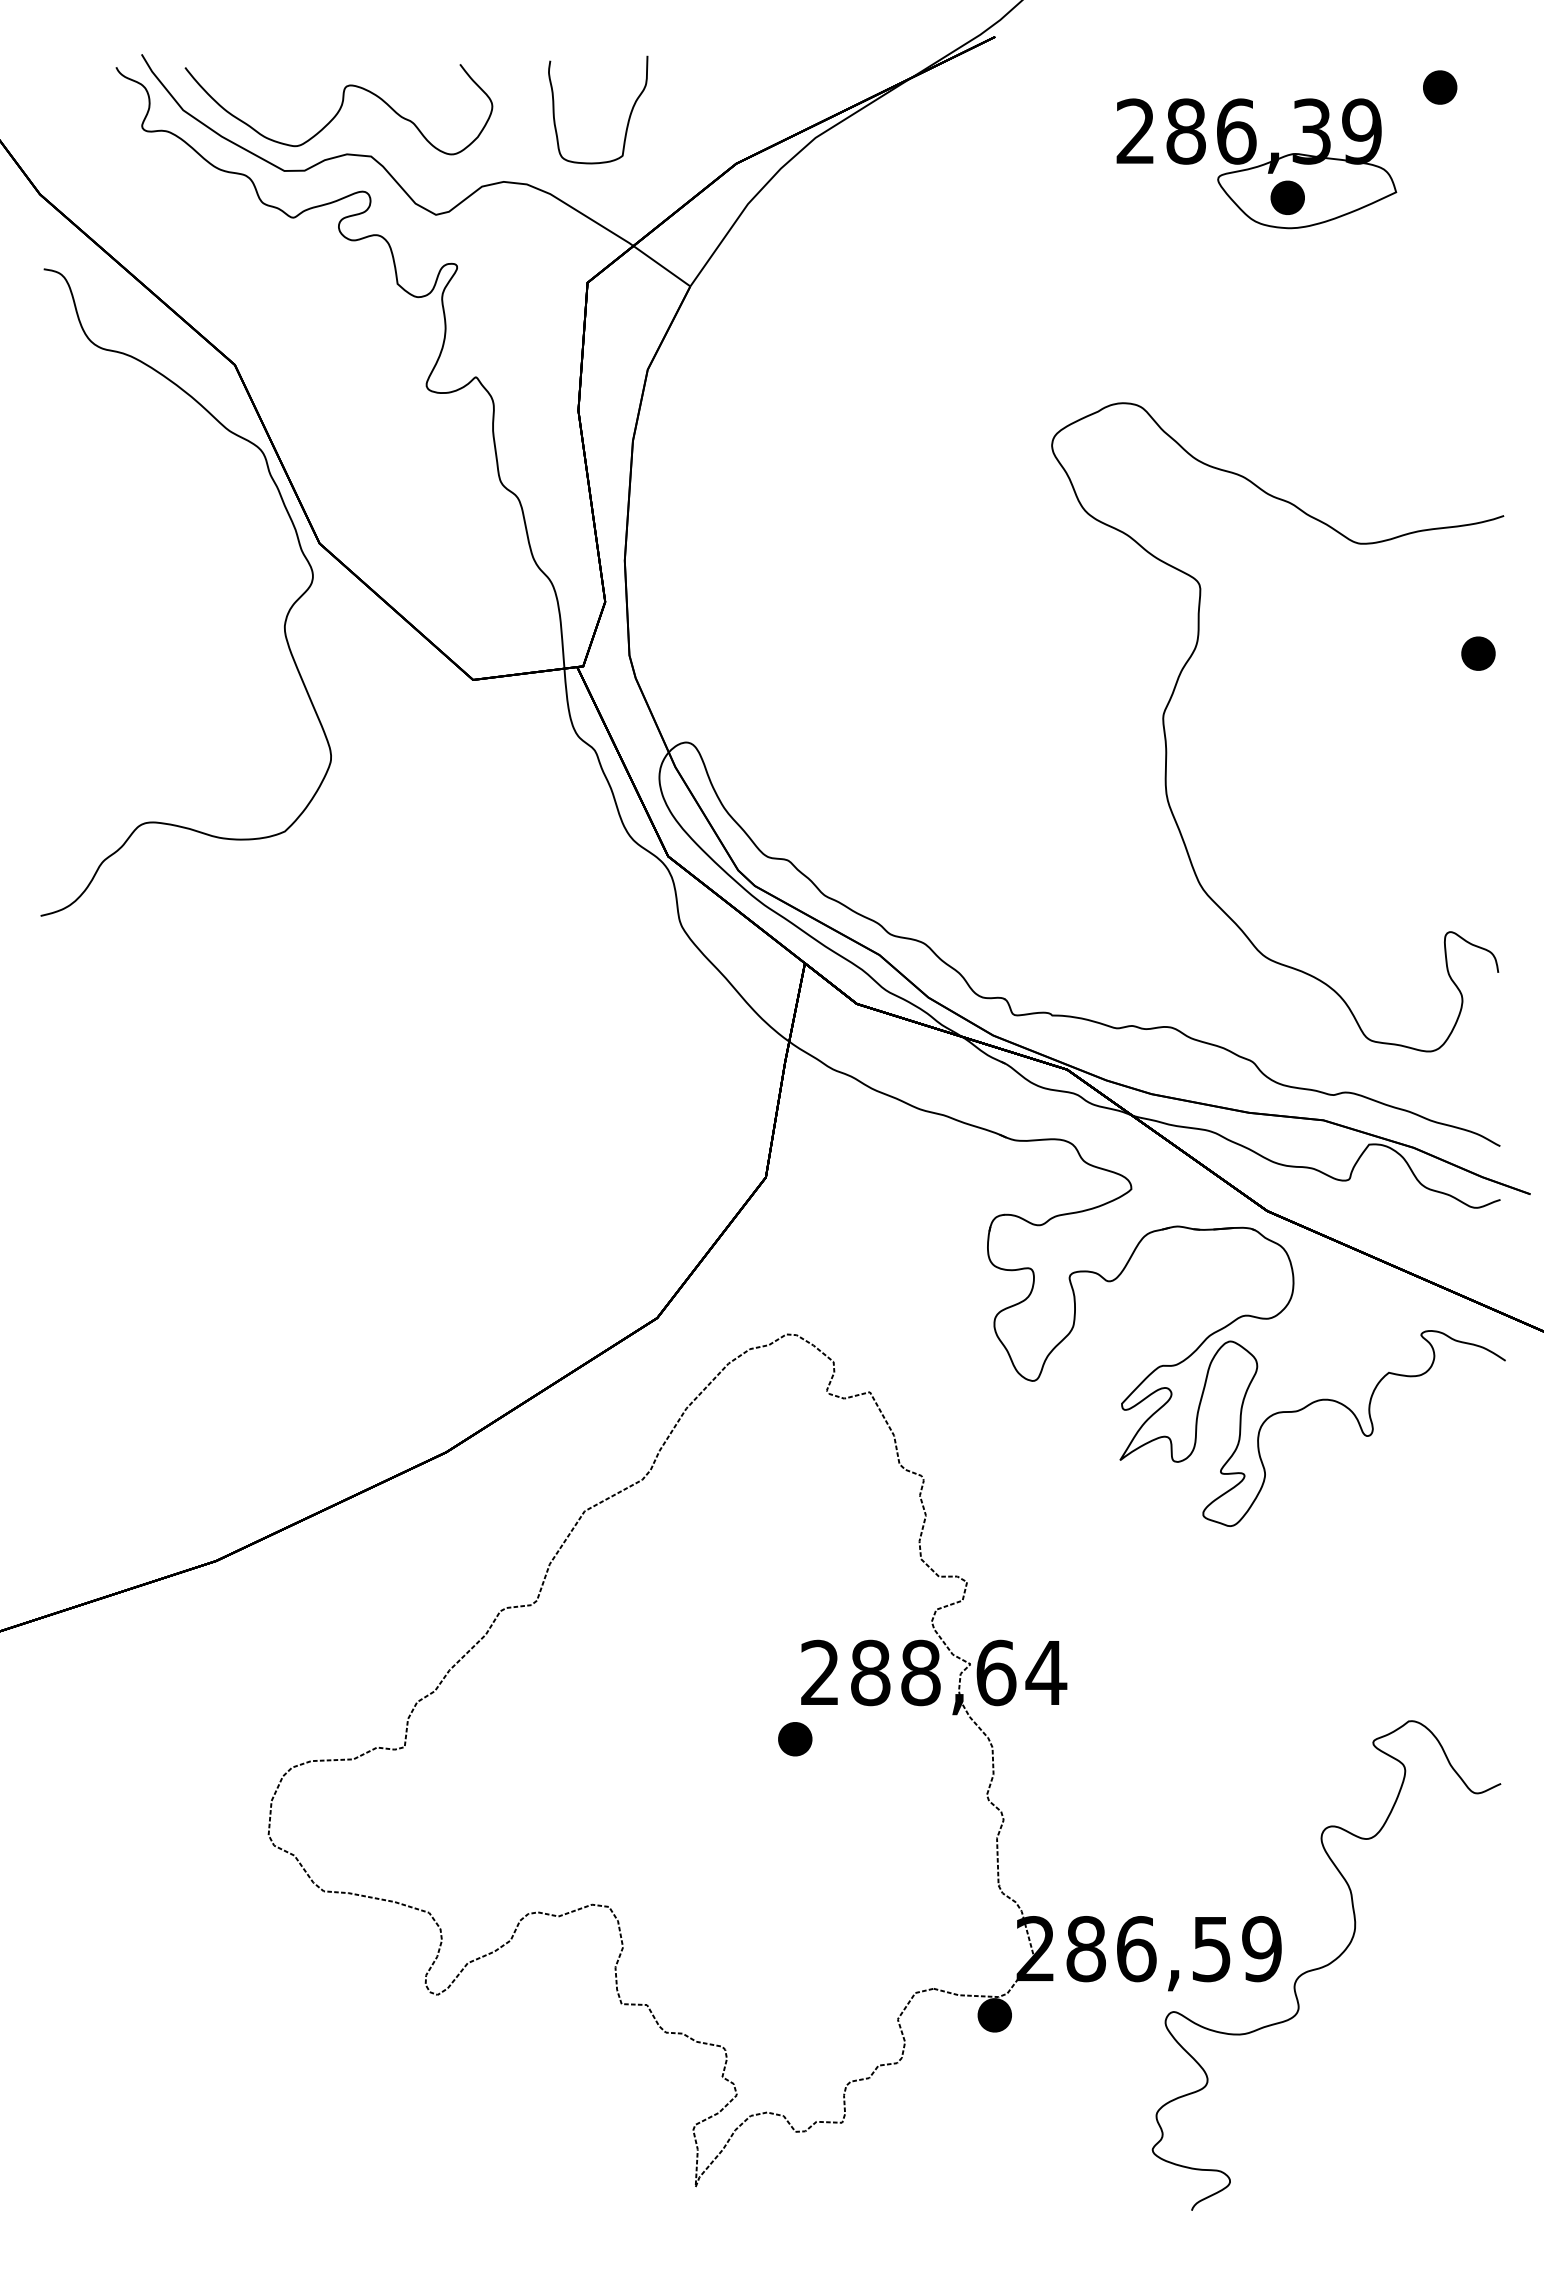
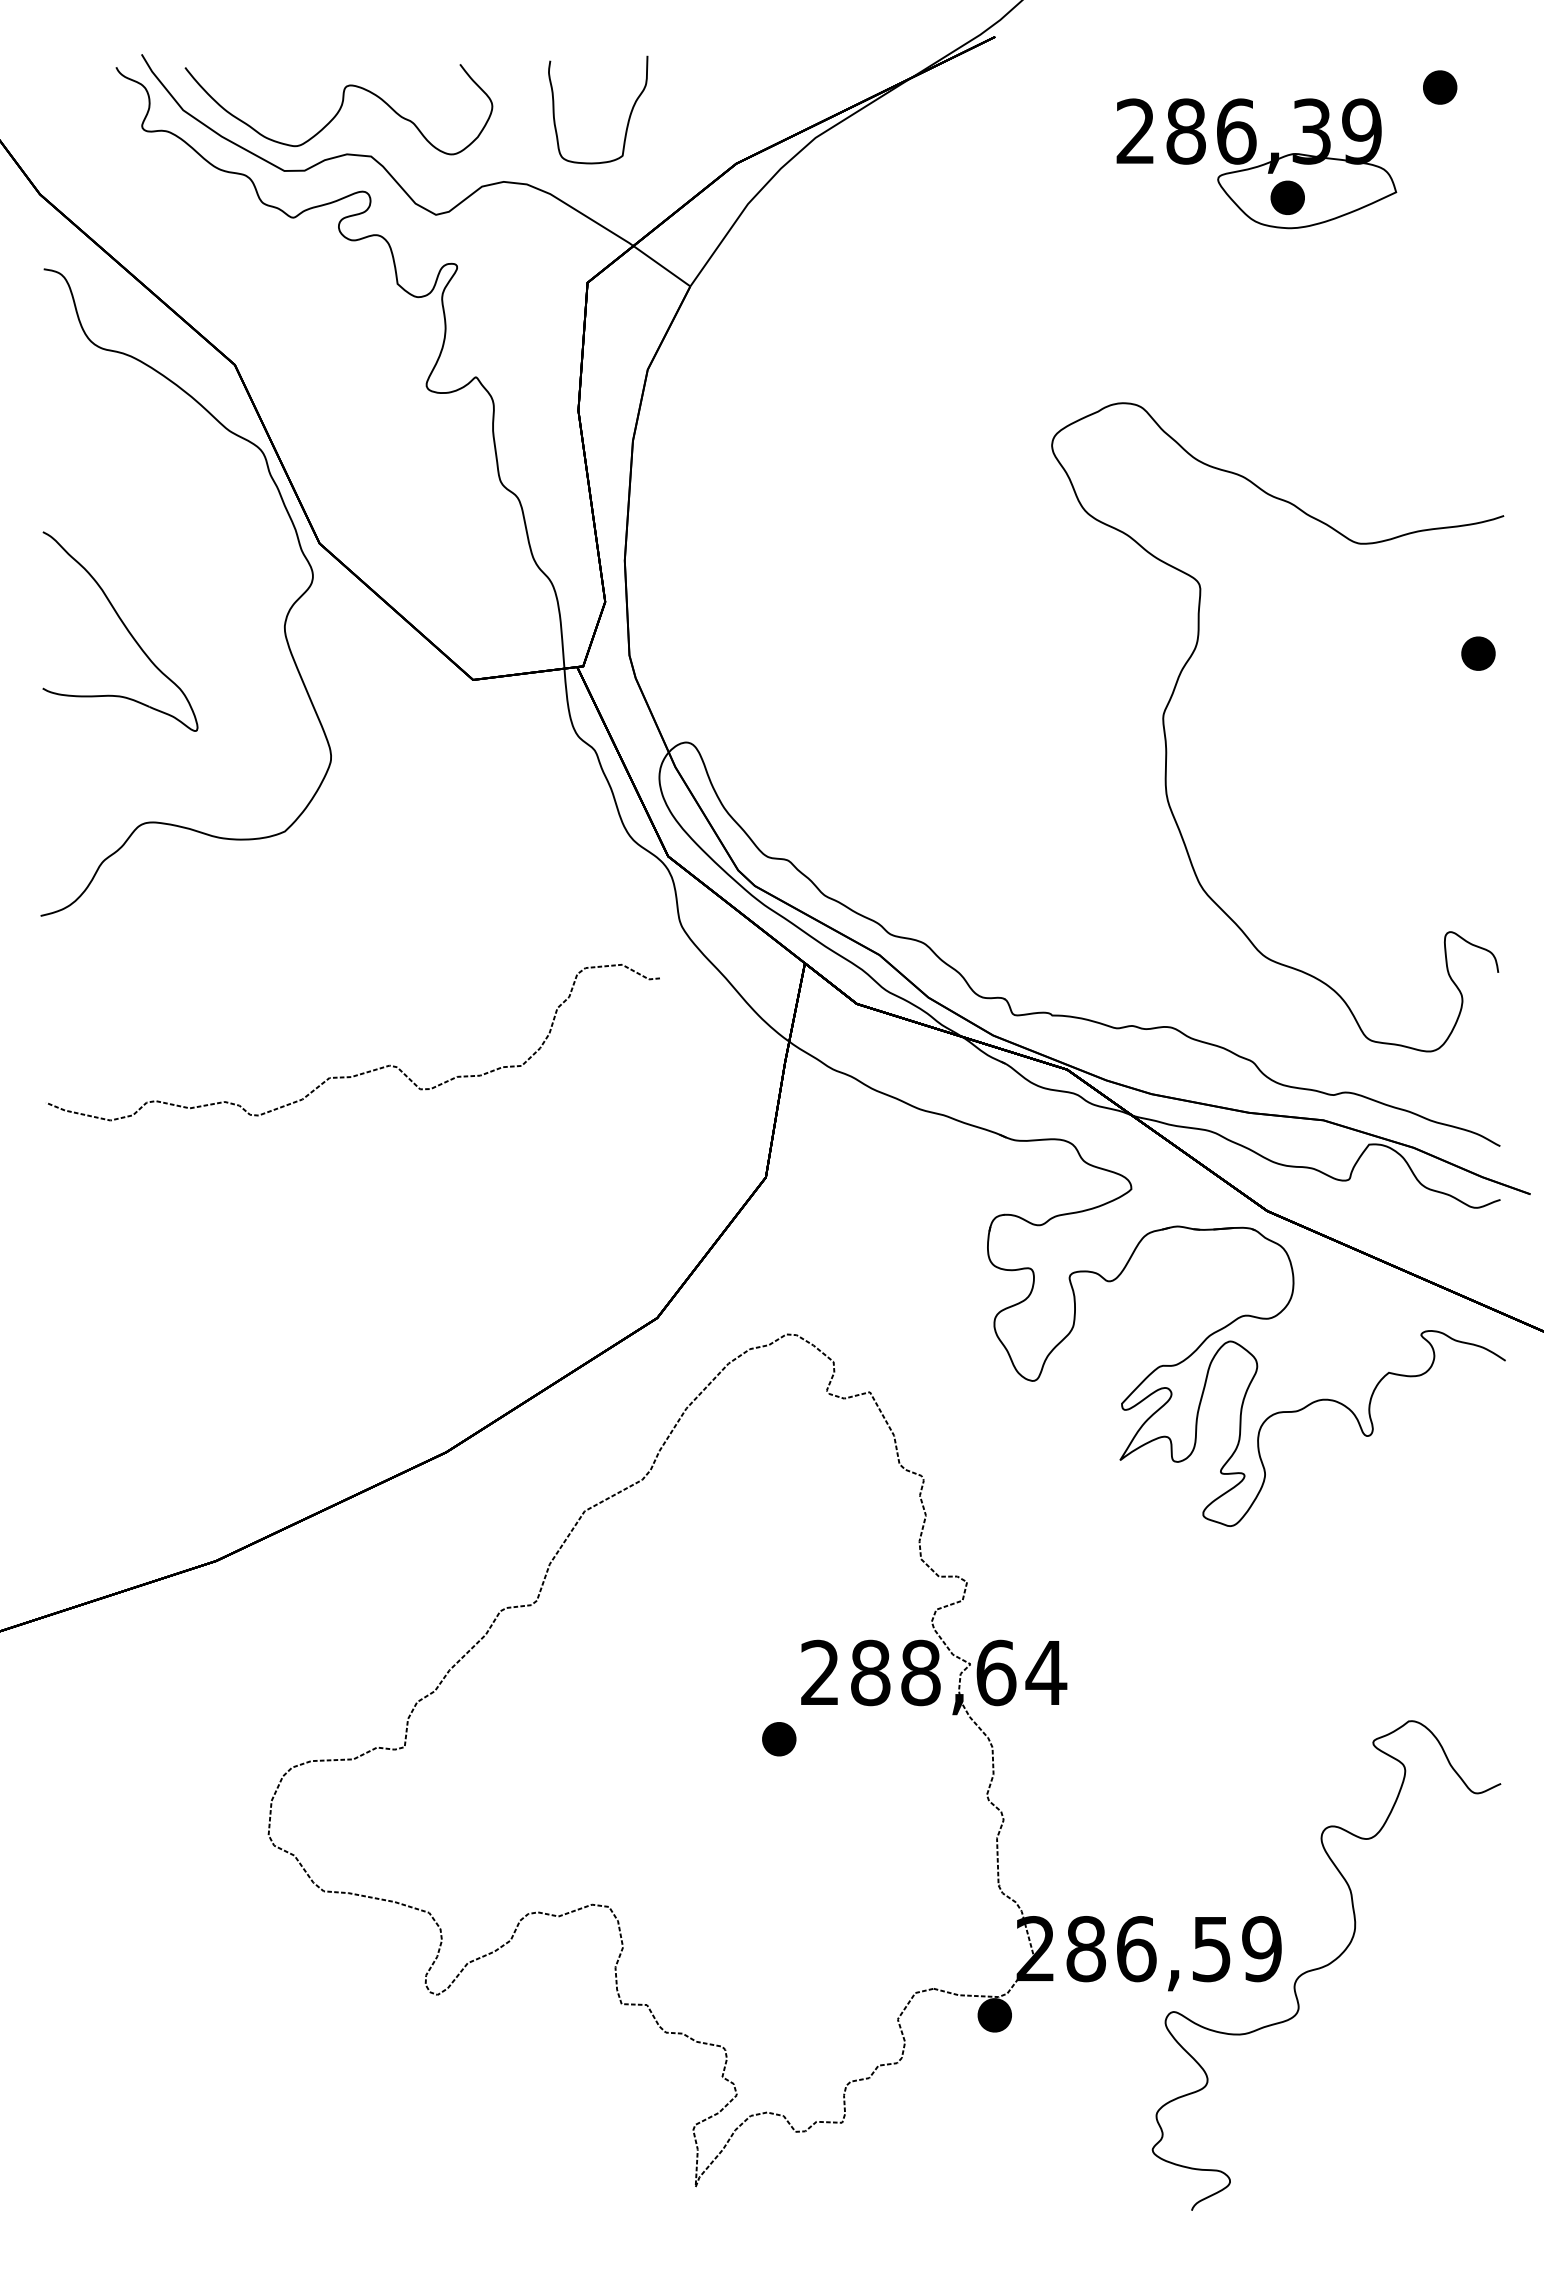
part: none -> present (120, 631)
curve: none -> present (362, 1072)
part position: (795, 1739) -> (779, 1739) (779, 1739)
